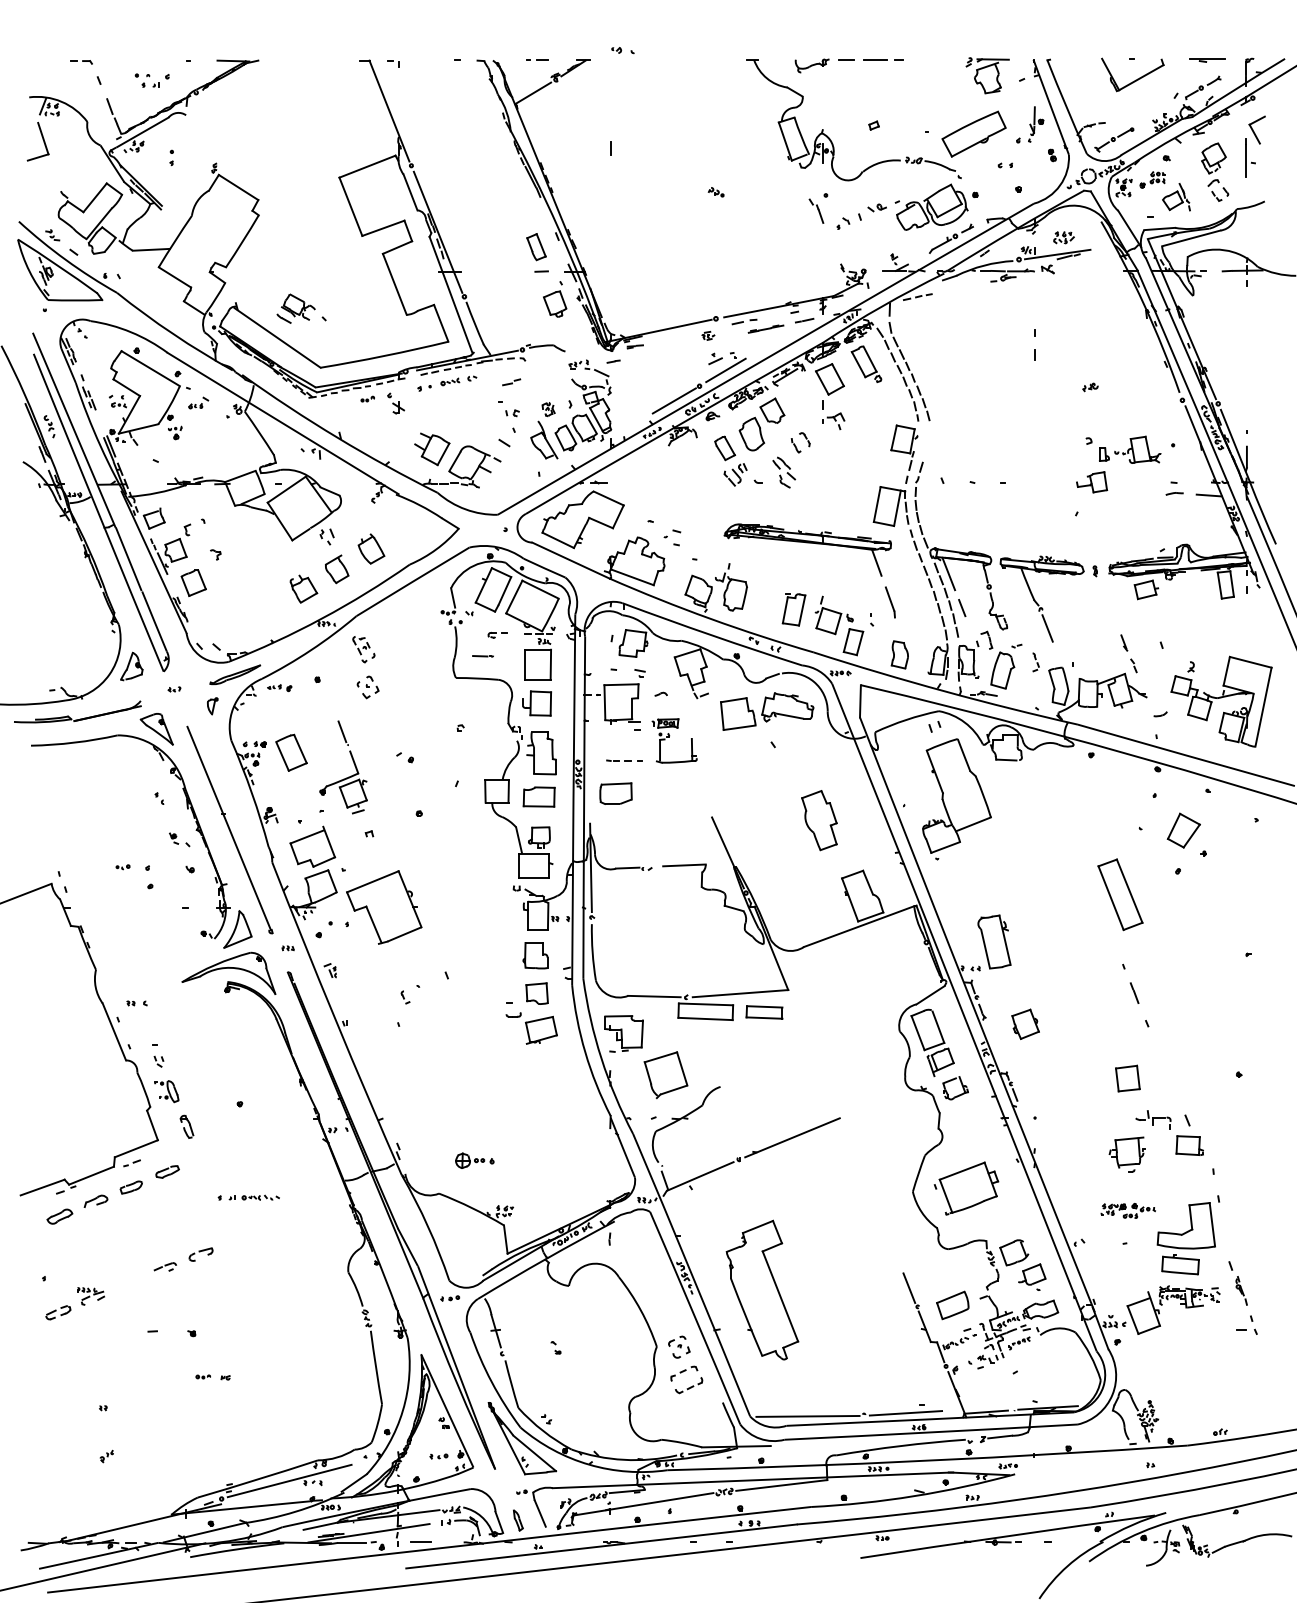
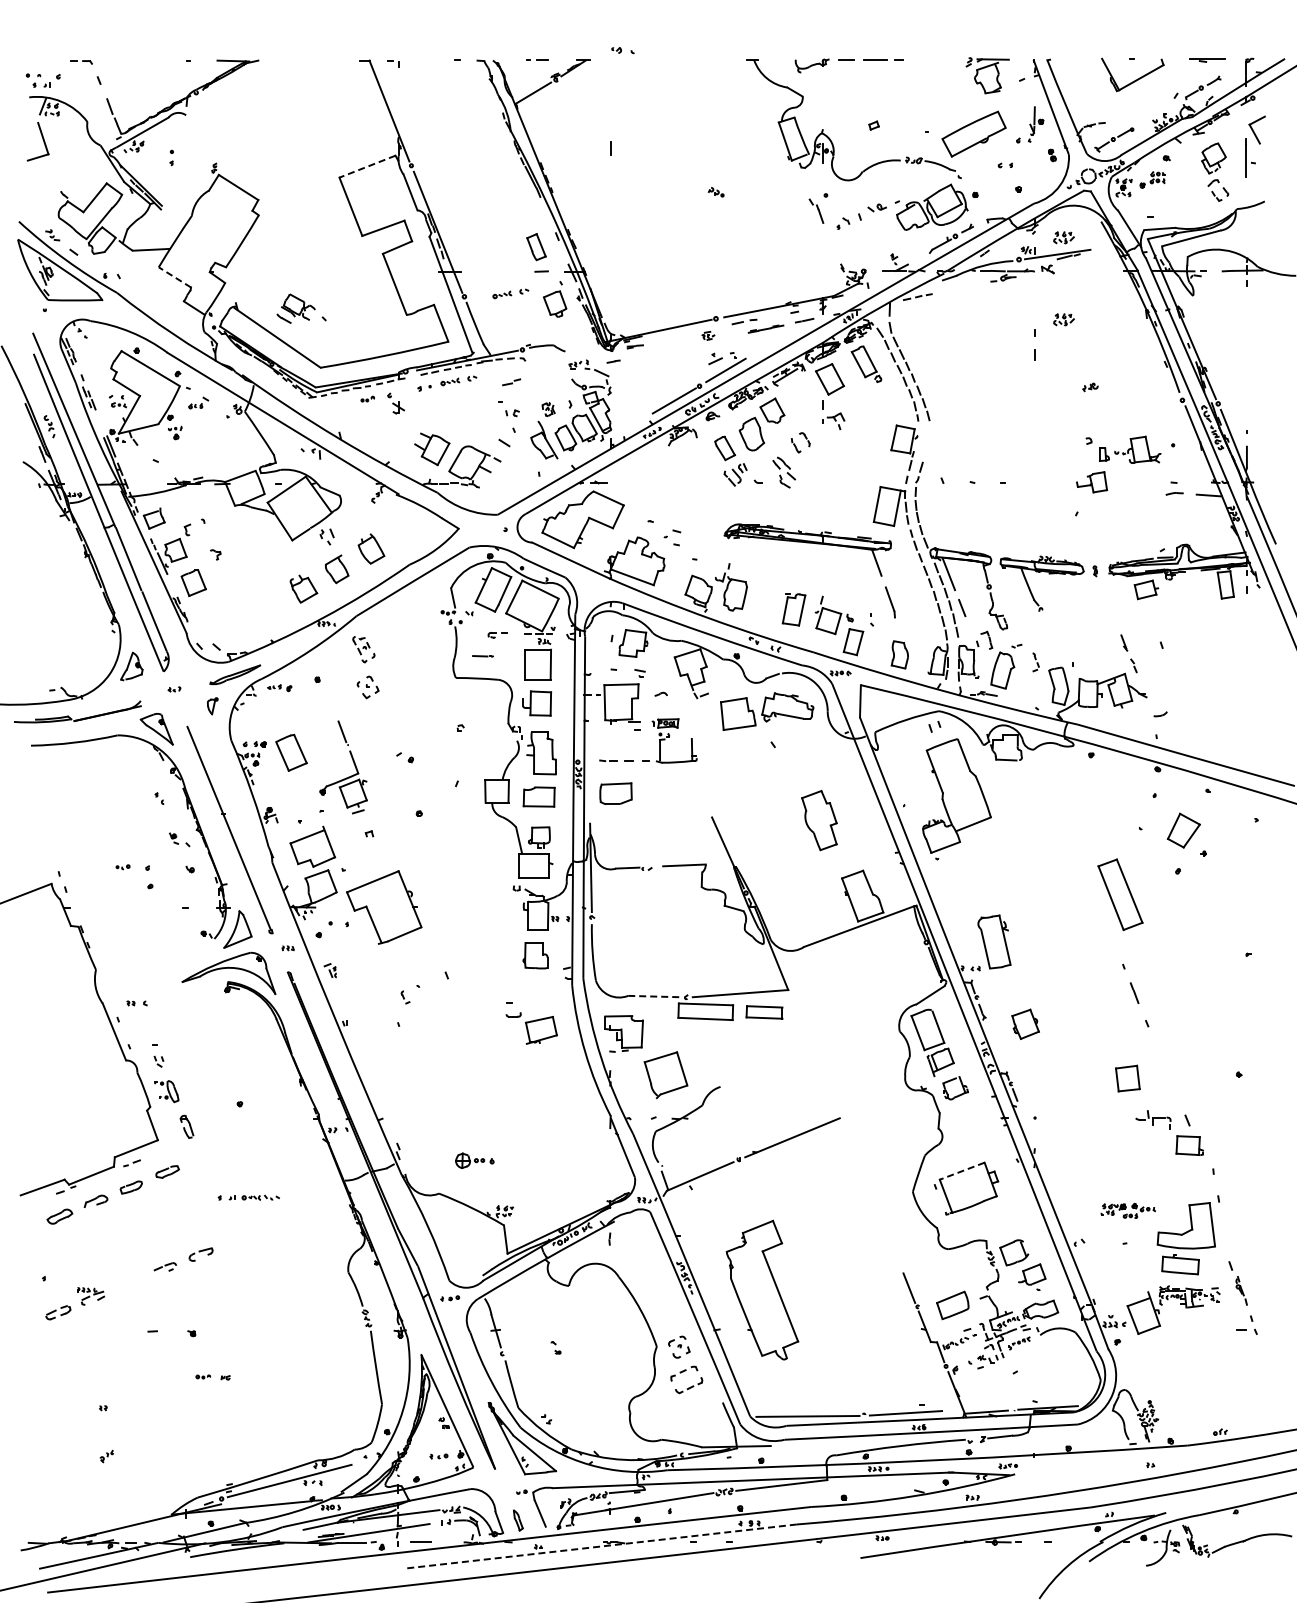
part position: (151, 80) -> (42, 80) (42, 80)
line: solid -> dashed (367, 166)
part: present -> none (1176, 197)
line: solid -> dashed (174, 277)
part: none -> present (510, 293)
part: none -> present (1063, 319)
line: present -> none (1047, 628)
part: present -> none (1221, 701)
part size: 37x3 px -> 51x4 px (624, 760)
part: present -> none (536, 993)
line: solid -> dashed (654, 996)
part: present -> none (1126, 1154)
line: solid -> dashed (962, 1171)
line: solid -> dashed (601, 1546)
